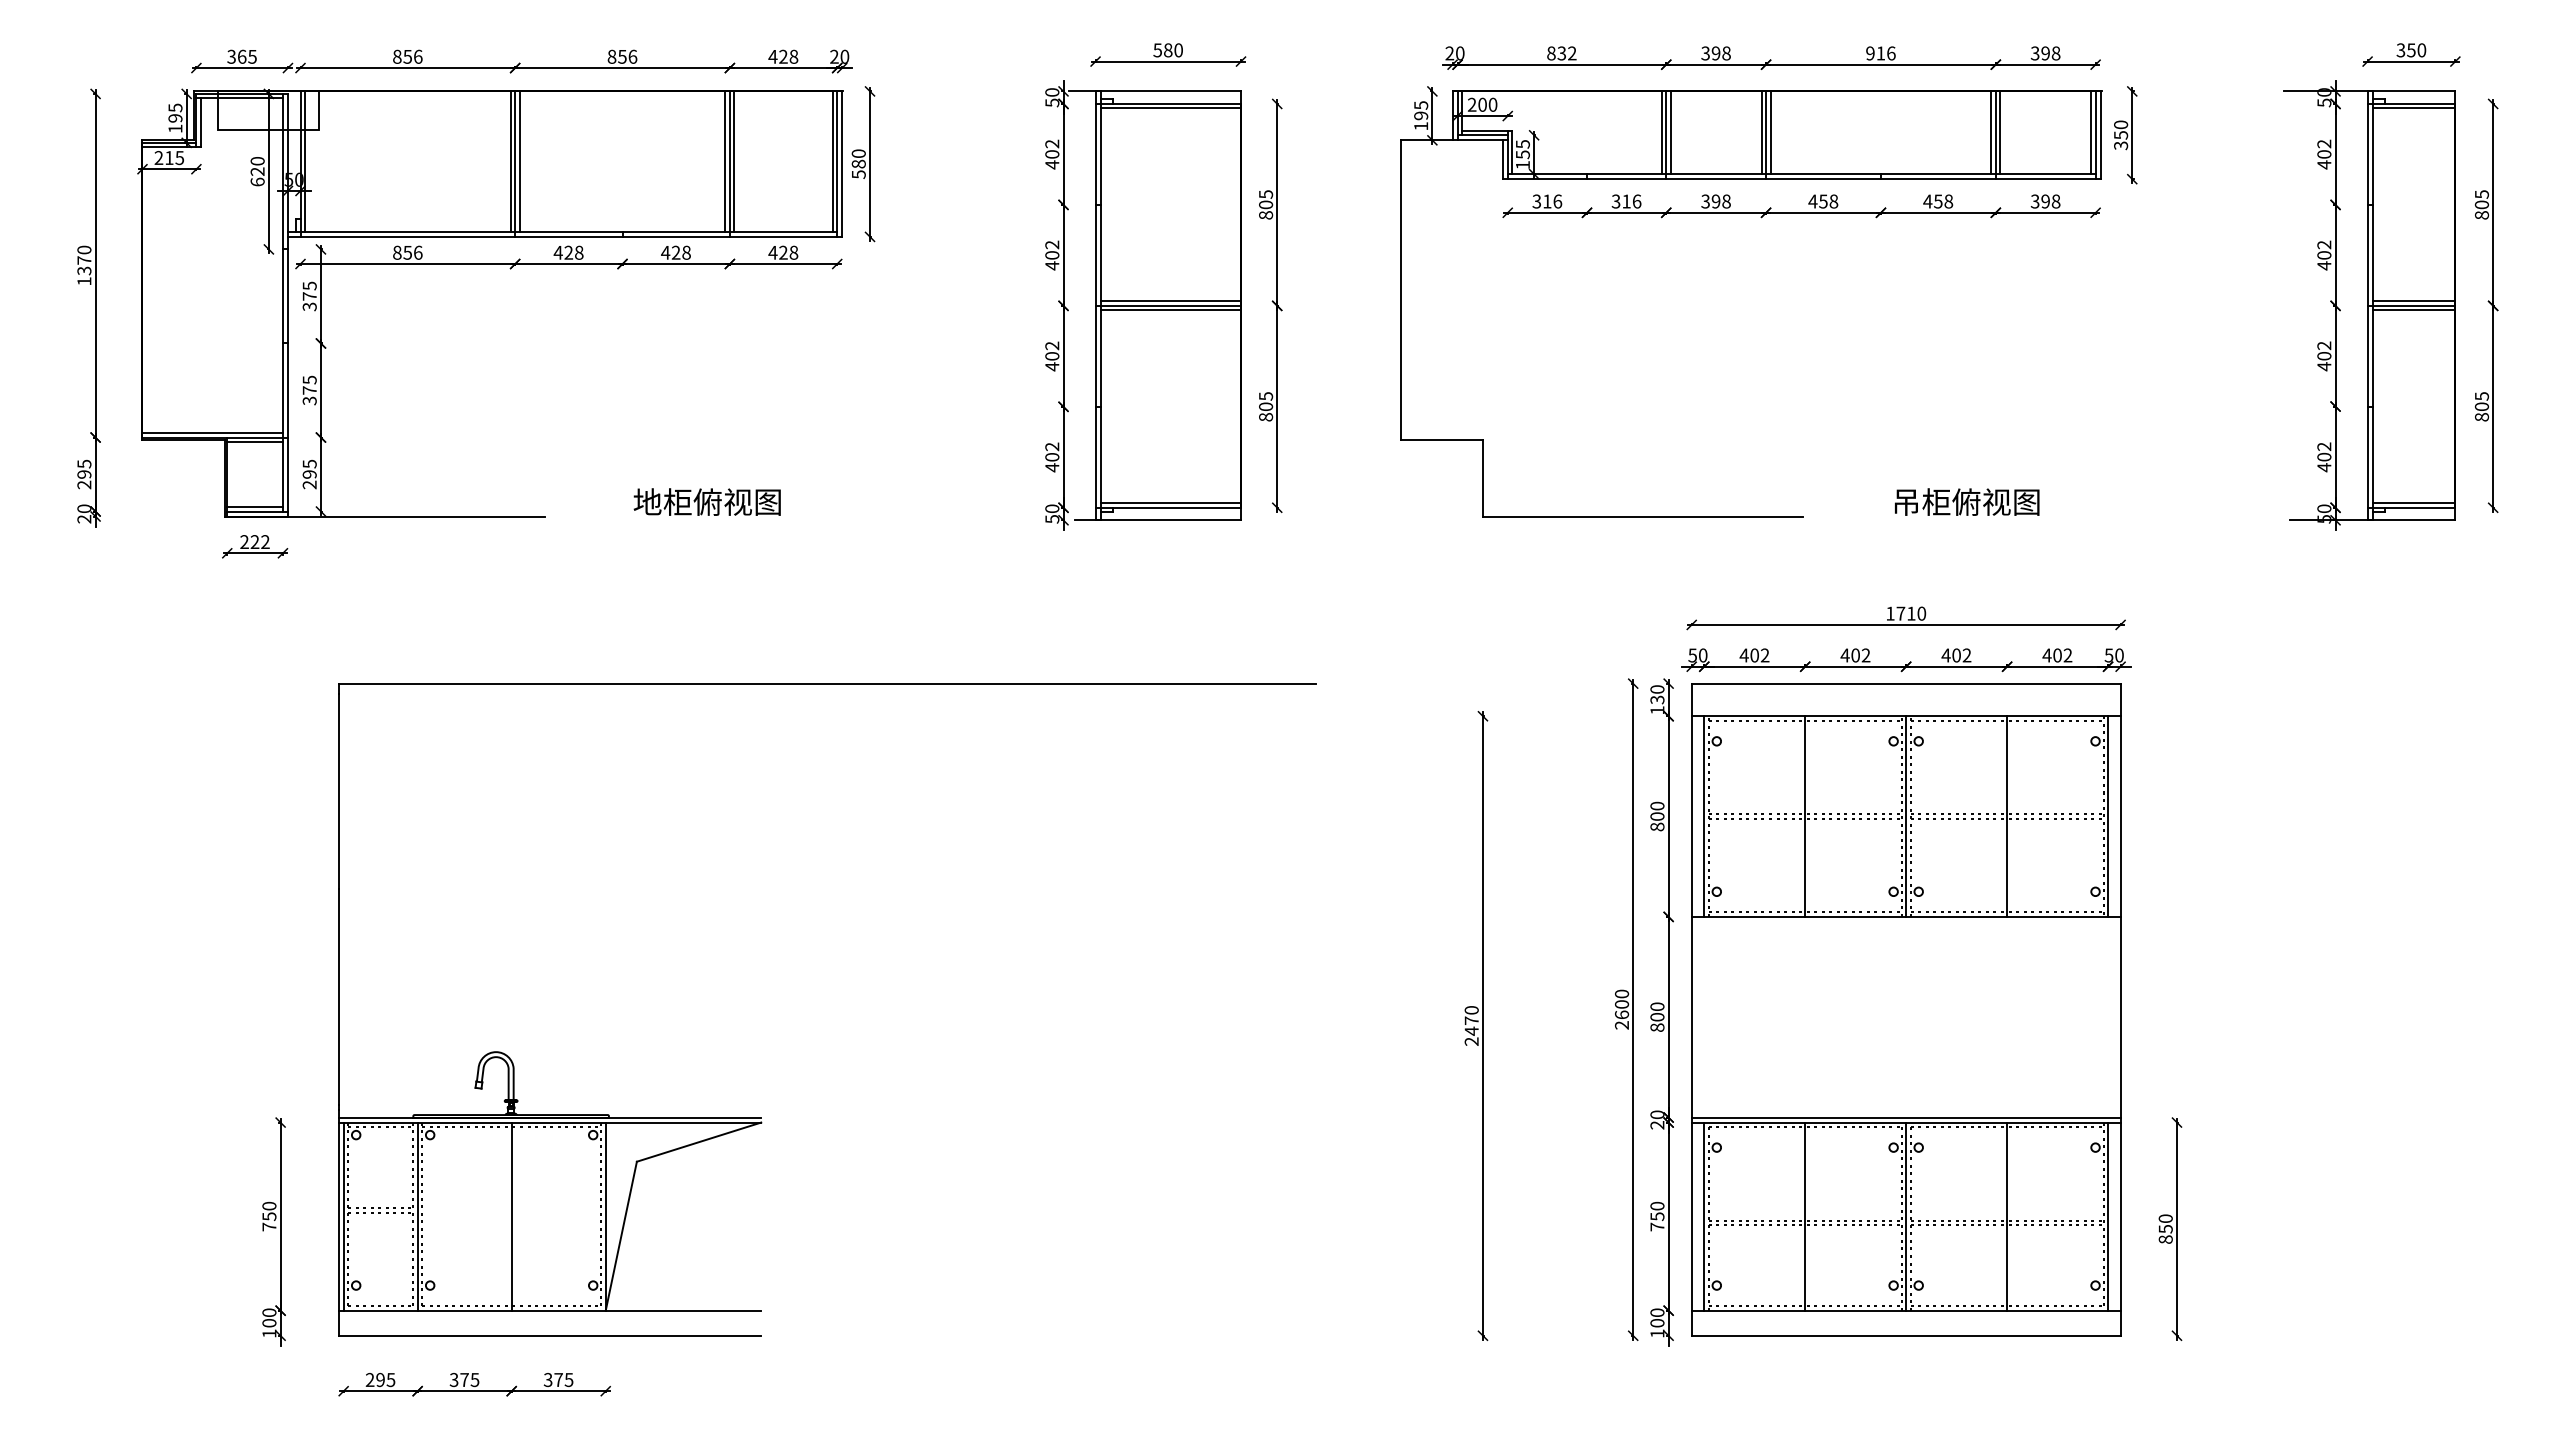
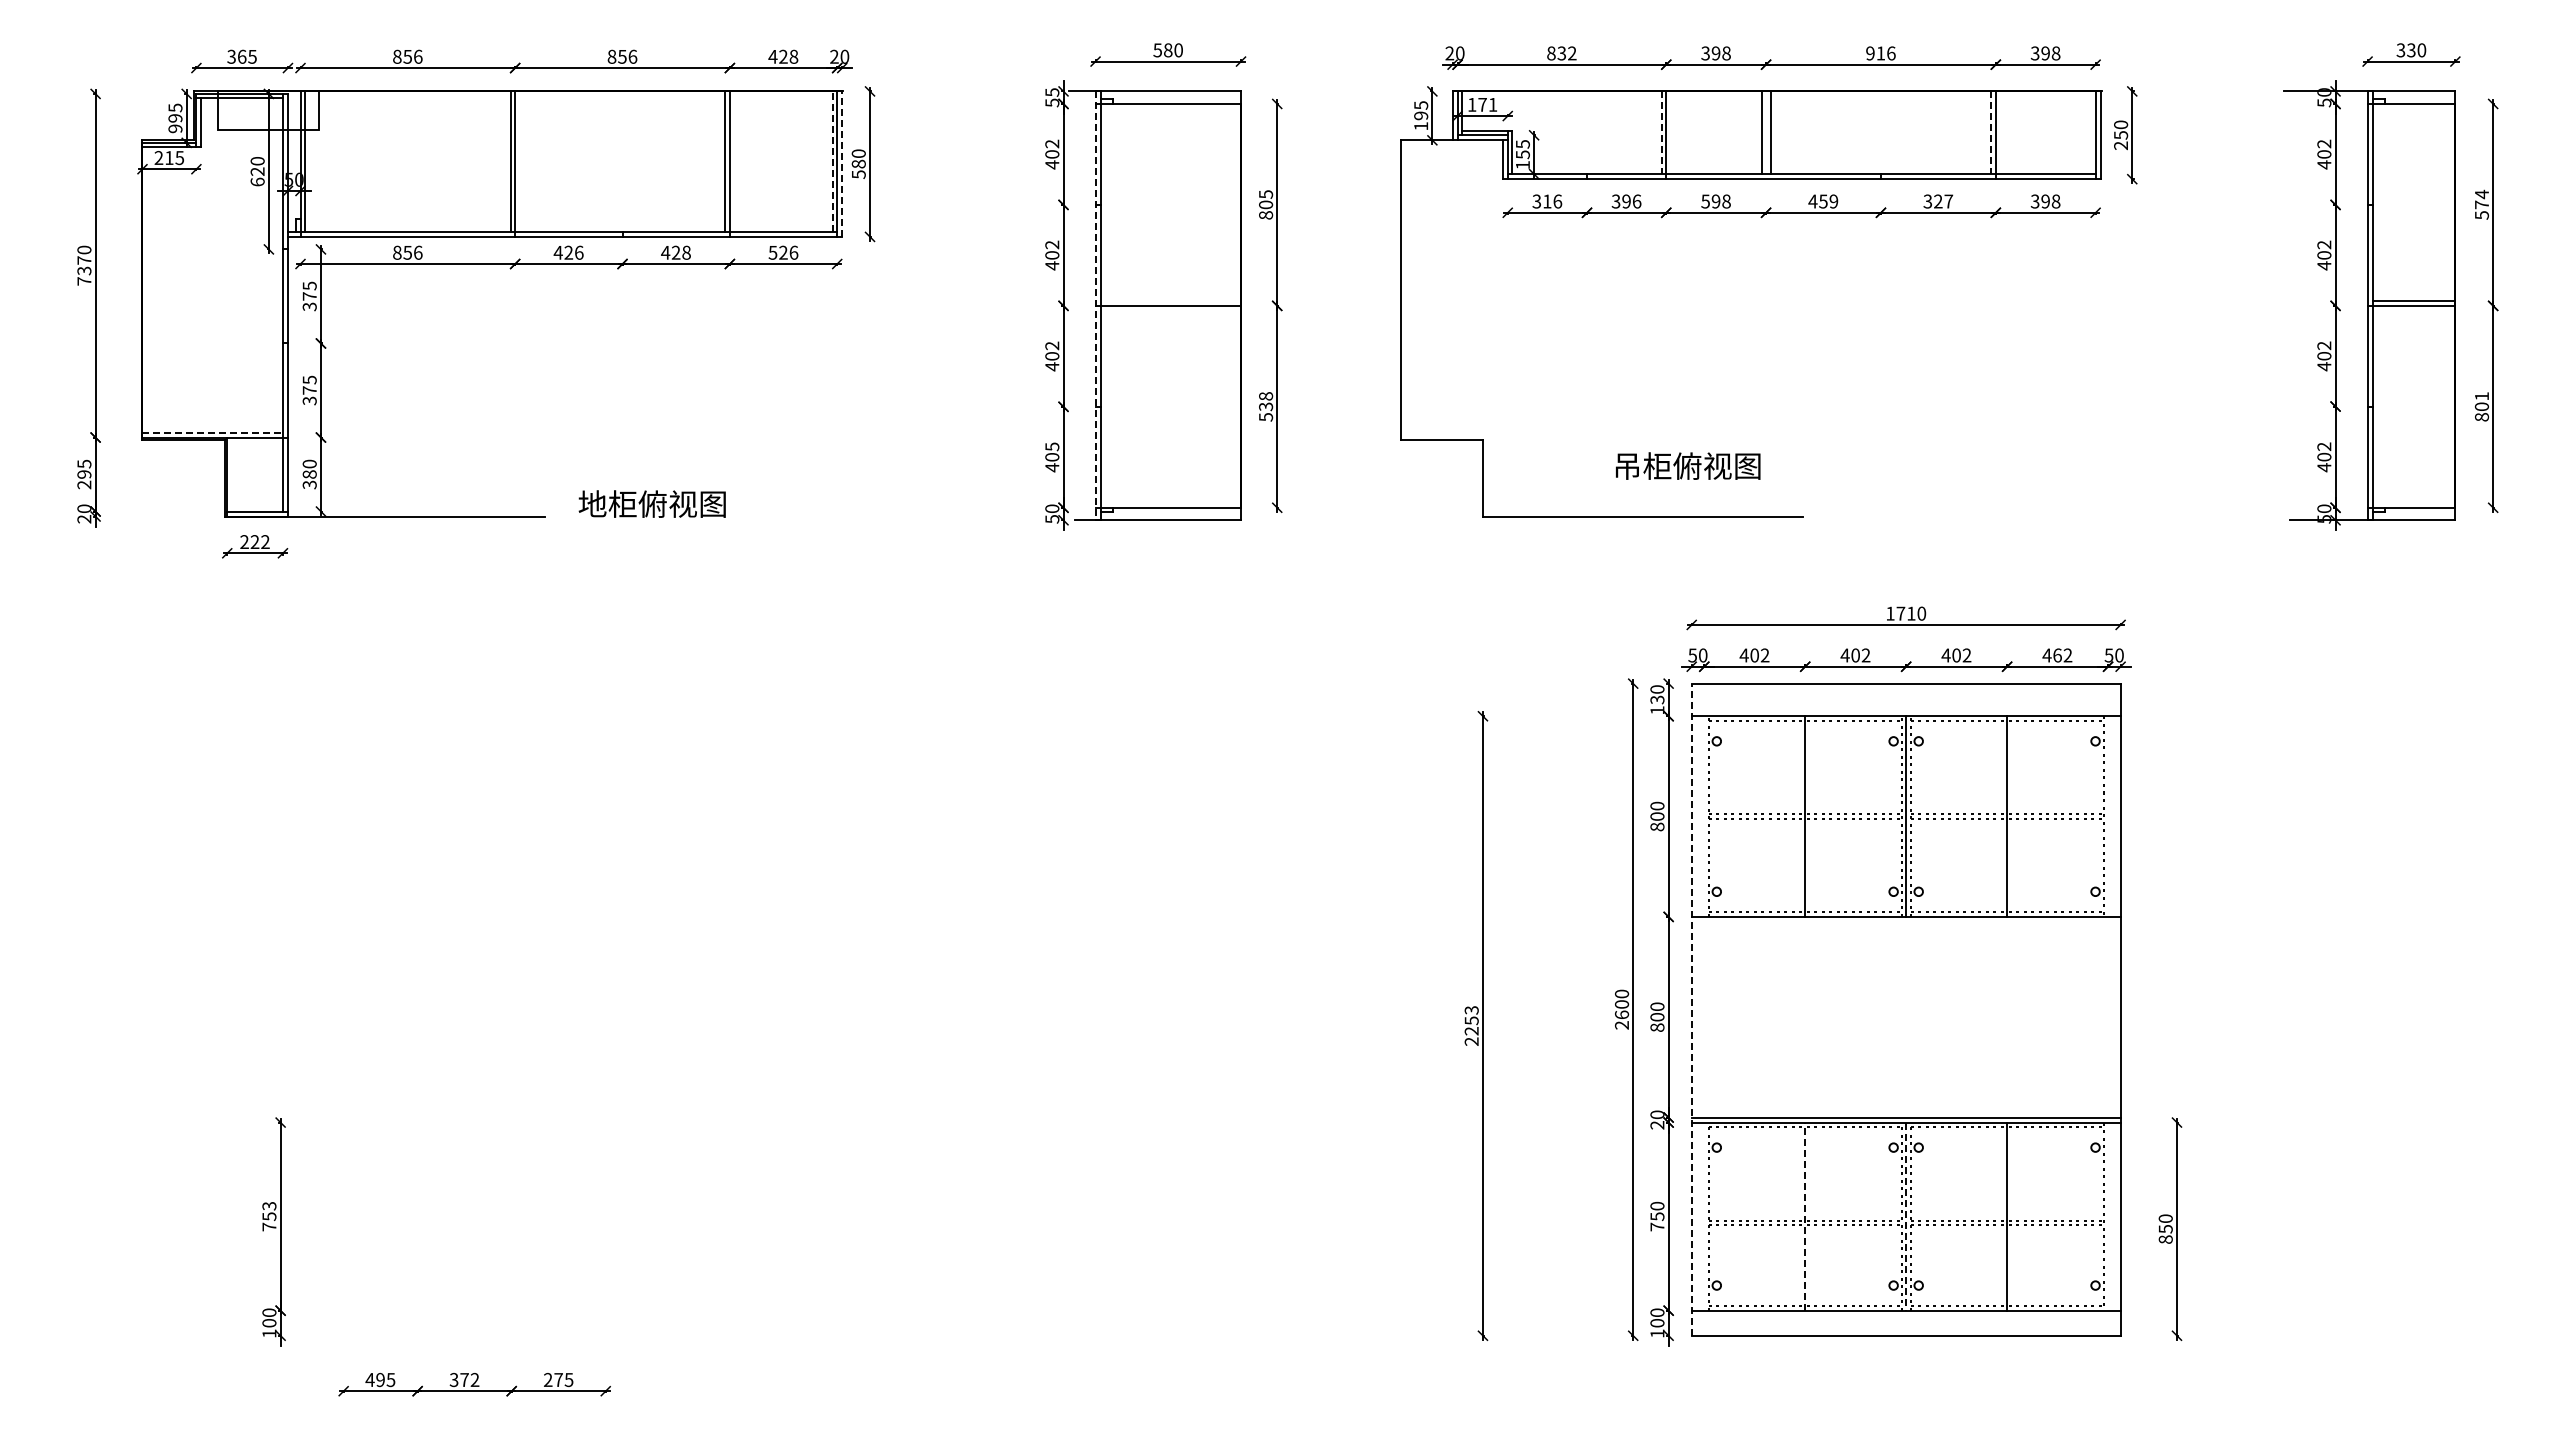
text: 350 -> 330 (2411, 49)
text: 50 -> 55 (1052, 92)
text: 200 -> 171 (1482, 104)
line: present -> none (1170, 108)
line: present -> none (2413, 108)
text: 195 -> 995 (175, 128)
line: present -> none (1670, 132)
line: present -> none (2000, 132)
line: present -> none (2091, 132)
line: solid -> dashed (1661, 133)
line: solid -> dashed (1991, 133)
line: present -> none (1766, 135)
text: 350 -> 250 (2121, 145)
line: present -> none (519, 161)
line: present -> none (734, 161)
line: solid -> dashed (832, 161)
line: solid -> dashed (842, 164)
text: 316 -> 396 (1626, 201)
text: 398 -> 598 (1705, 201)
text: 458 -> 459 (1833, 201)
text: 458 -> 327 (1938, 201)
text: 805 -> 574 (2481, 204)
text: 428 -> 426 (579, 252)
text: 428 -> 526 (783, 252)
text: 1370 -> 7370 (84, 281)
line: present -> none (1170, 301)
line: solid -> dashed (1095, 306)
line: present -> none (1170, 310)
line: present -> none (2413, 310)
text: 805 -> 801 (2482, 396)
text: 805 -> 538 (1265, 406)
line: solid -> dashed (213, 433)
line: present -> none (254, 442)
text: 402 -> 405 (1052, 446)
text: 295 -> 380 (309, 474)
text position: (706, 501) -> (651, 503) (651, 503)
text position: (1967, 501) -> (1688, 465) (1688, 465)
line: present -> none (1170, 503)
line: present -> none (2413, 503)
line: present -> none (254, 507)
text: 402 -> 462 (2057, 655)
line: present -> none (1704, 816)
line: present -> none (2108, 816)
line: solid -> dashed (1691, 1009)
text: 2470 -> 2253 (1471, 1020)
part: present -> none (761, 1117)
text: 750 -> 753 (269, 1205)
line: present -> none (1704, 1216)
line: solid -> dashed (1805, 1216)
line: present -> none (2108, 1216)
line: solid -> dashed (1906, 1217)
text: 295 -> 495 (369, 1379)
text: 375 -> 372 (474, 1379)
text: 375 -> 275 (547, 1380)
